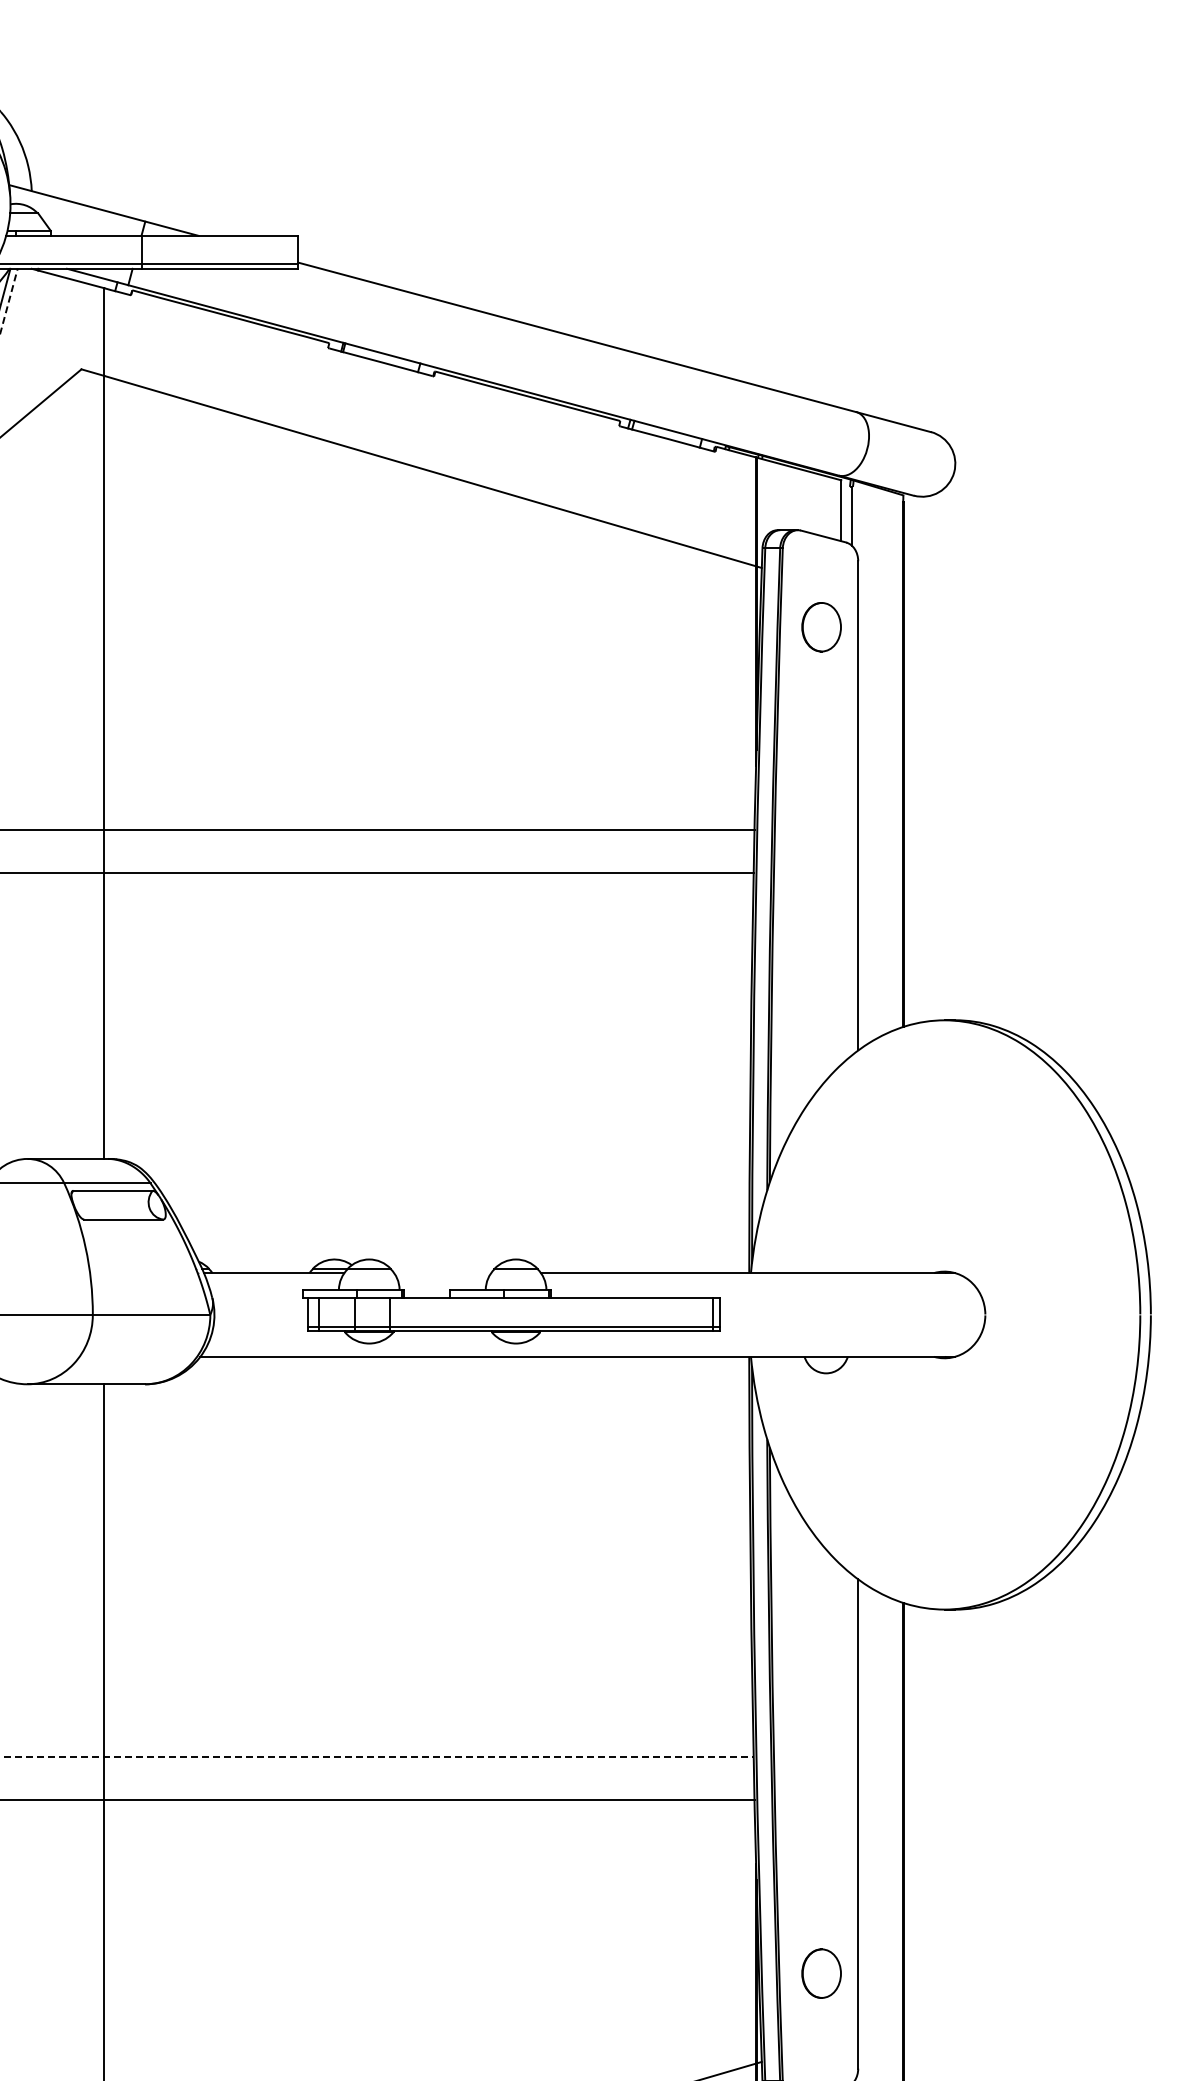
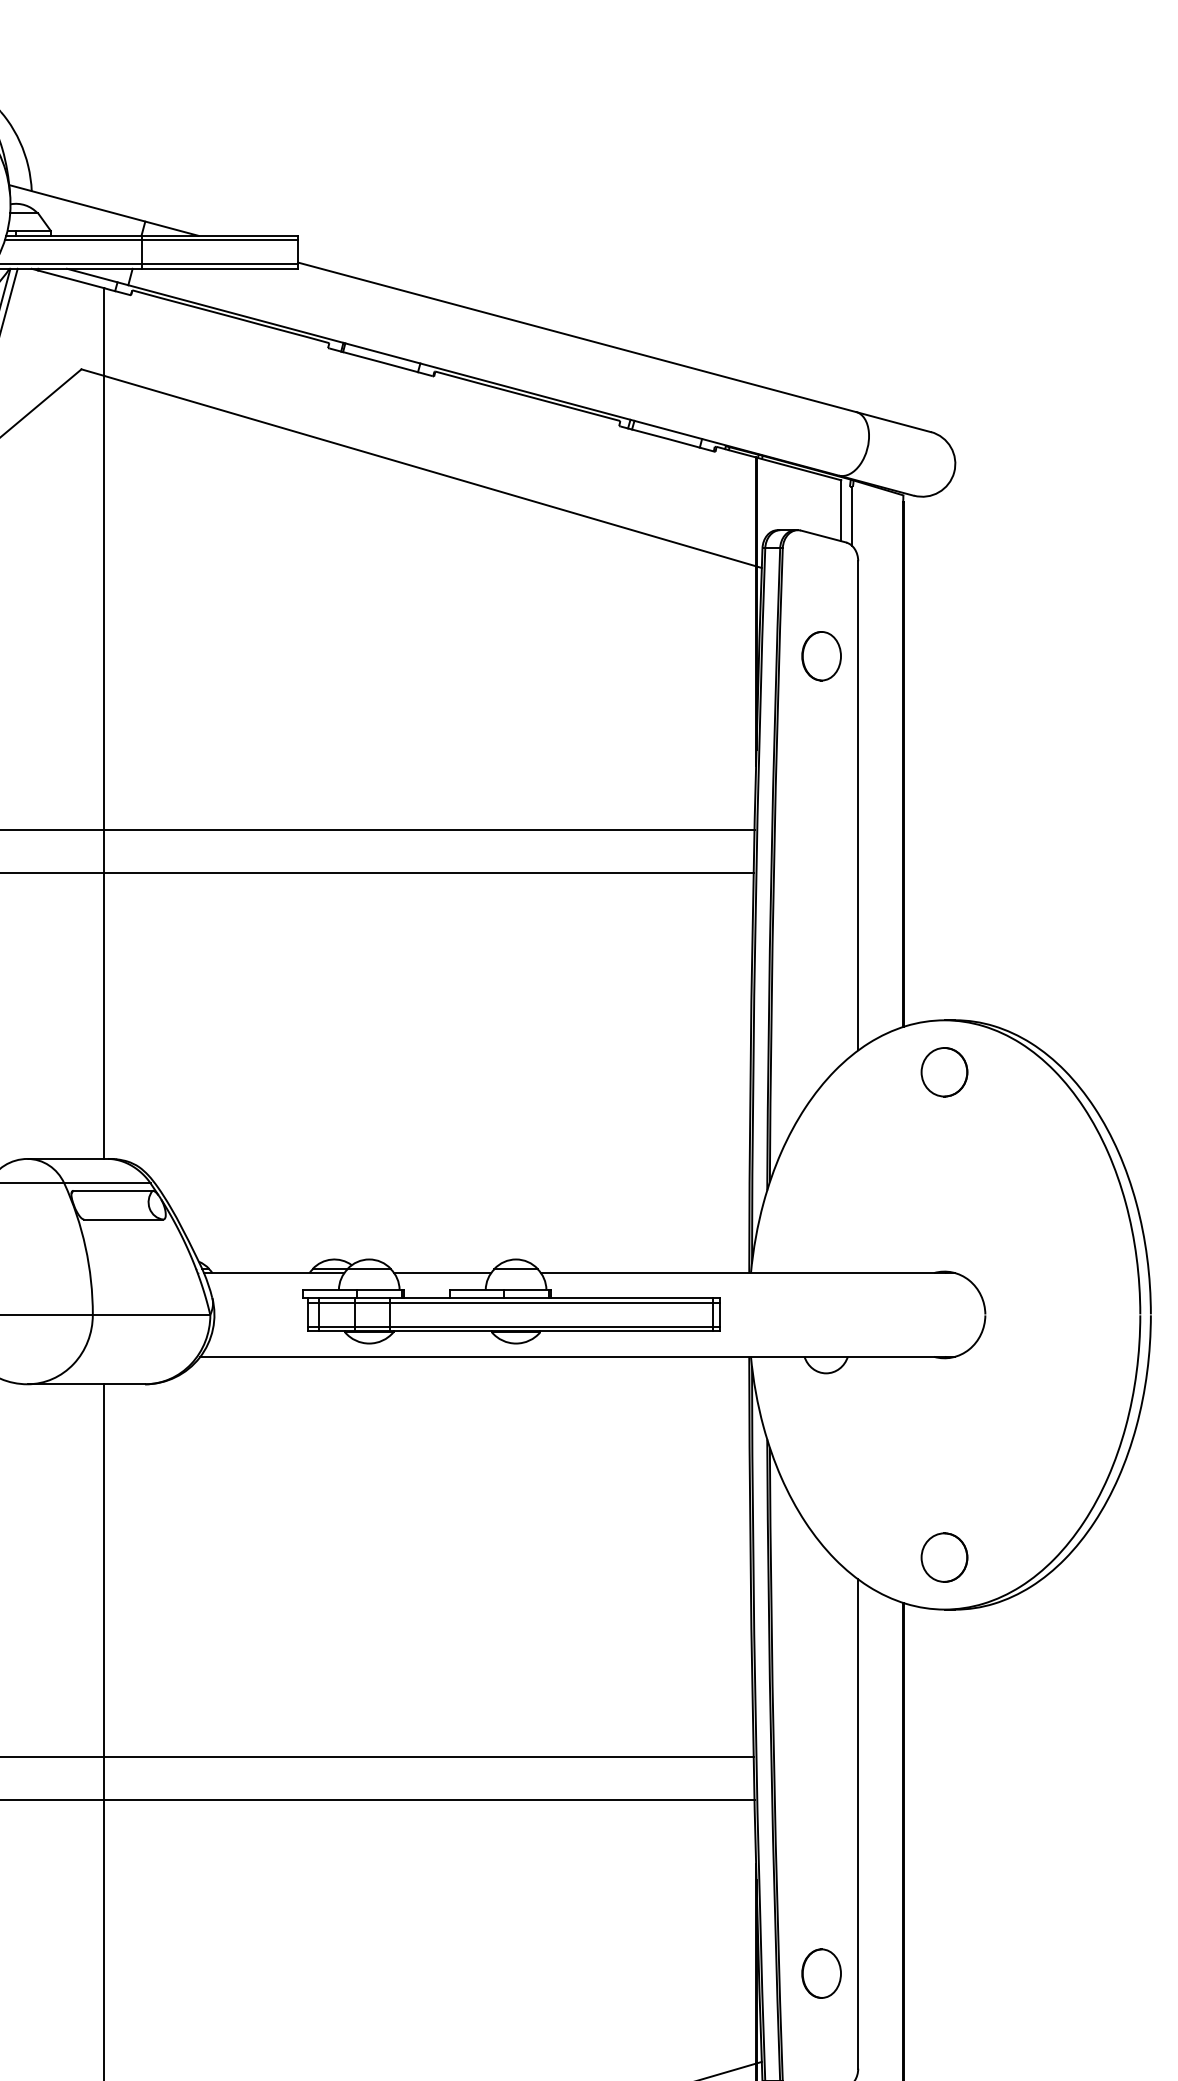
line: none -> present (151, 240)
line: dashed -> solid (8, 301)
part position: (821, 627) -> (821, 656) (821, 656)
part: none -> present (944, 1072)
line: none -> present (442, 1273)
line: none -> present (513, 1302)
part: none -> present (944, 1557)
line: dashed -> solid (377, 1756)
